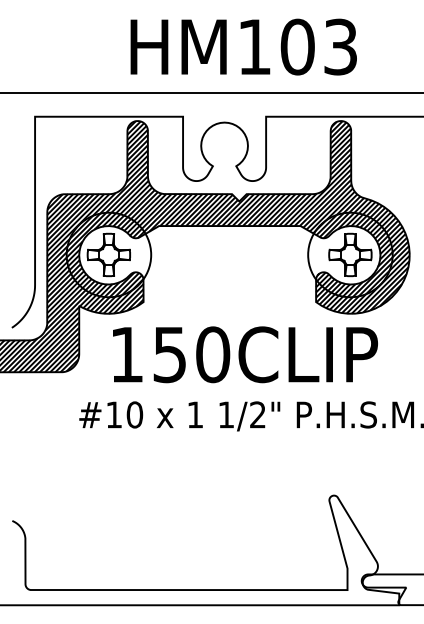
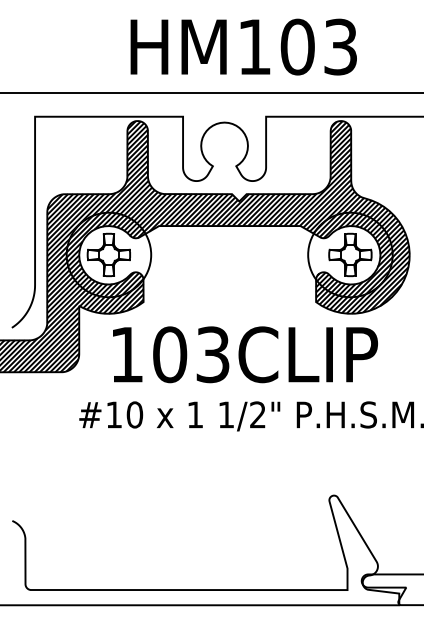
text: 150CLIP -> 103CLIP (191, 354)
